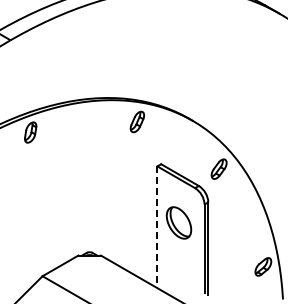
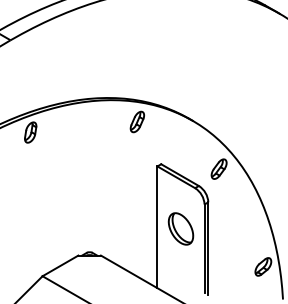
part position: (178, 222) -> (180, 228) (180, 228)
line: dashed -> solid (157, 227)
